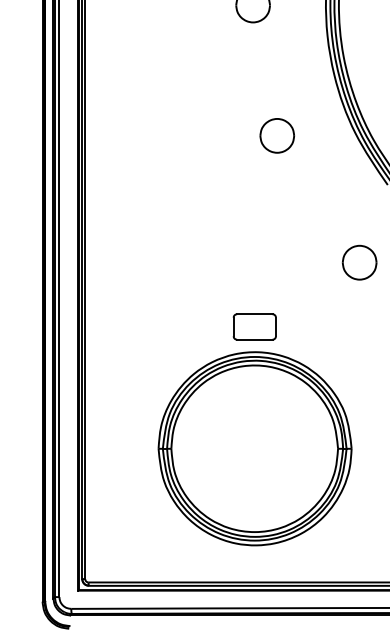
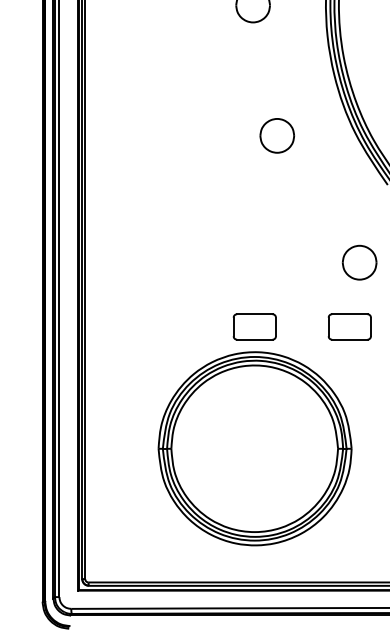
part: none -> present (349, 326)
